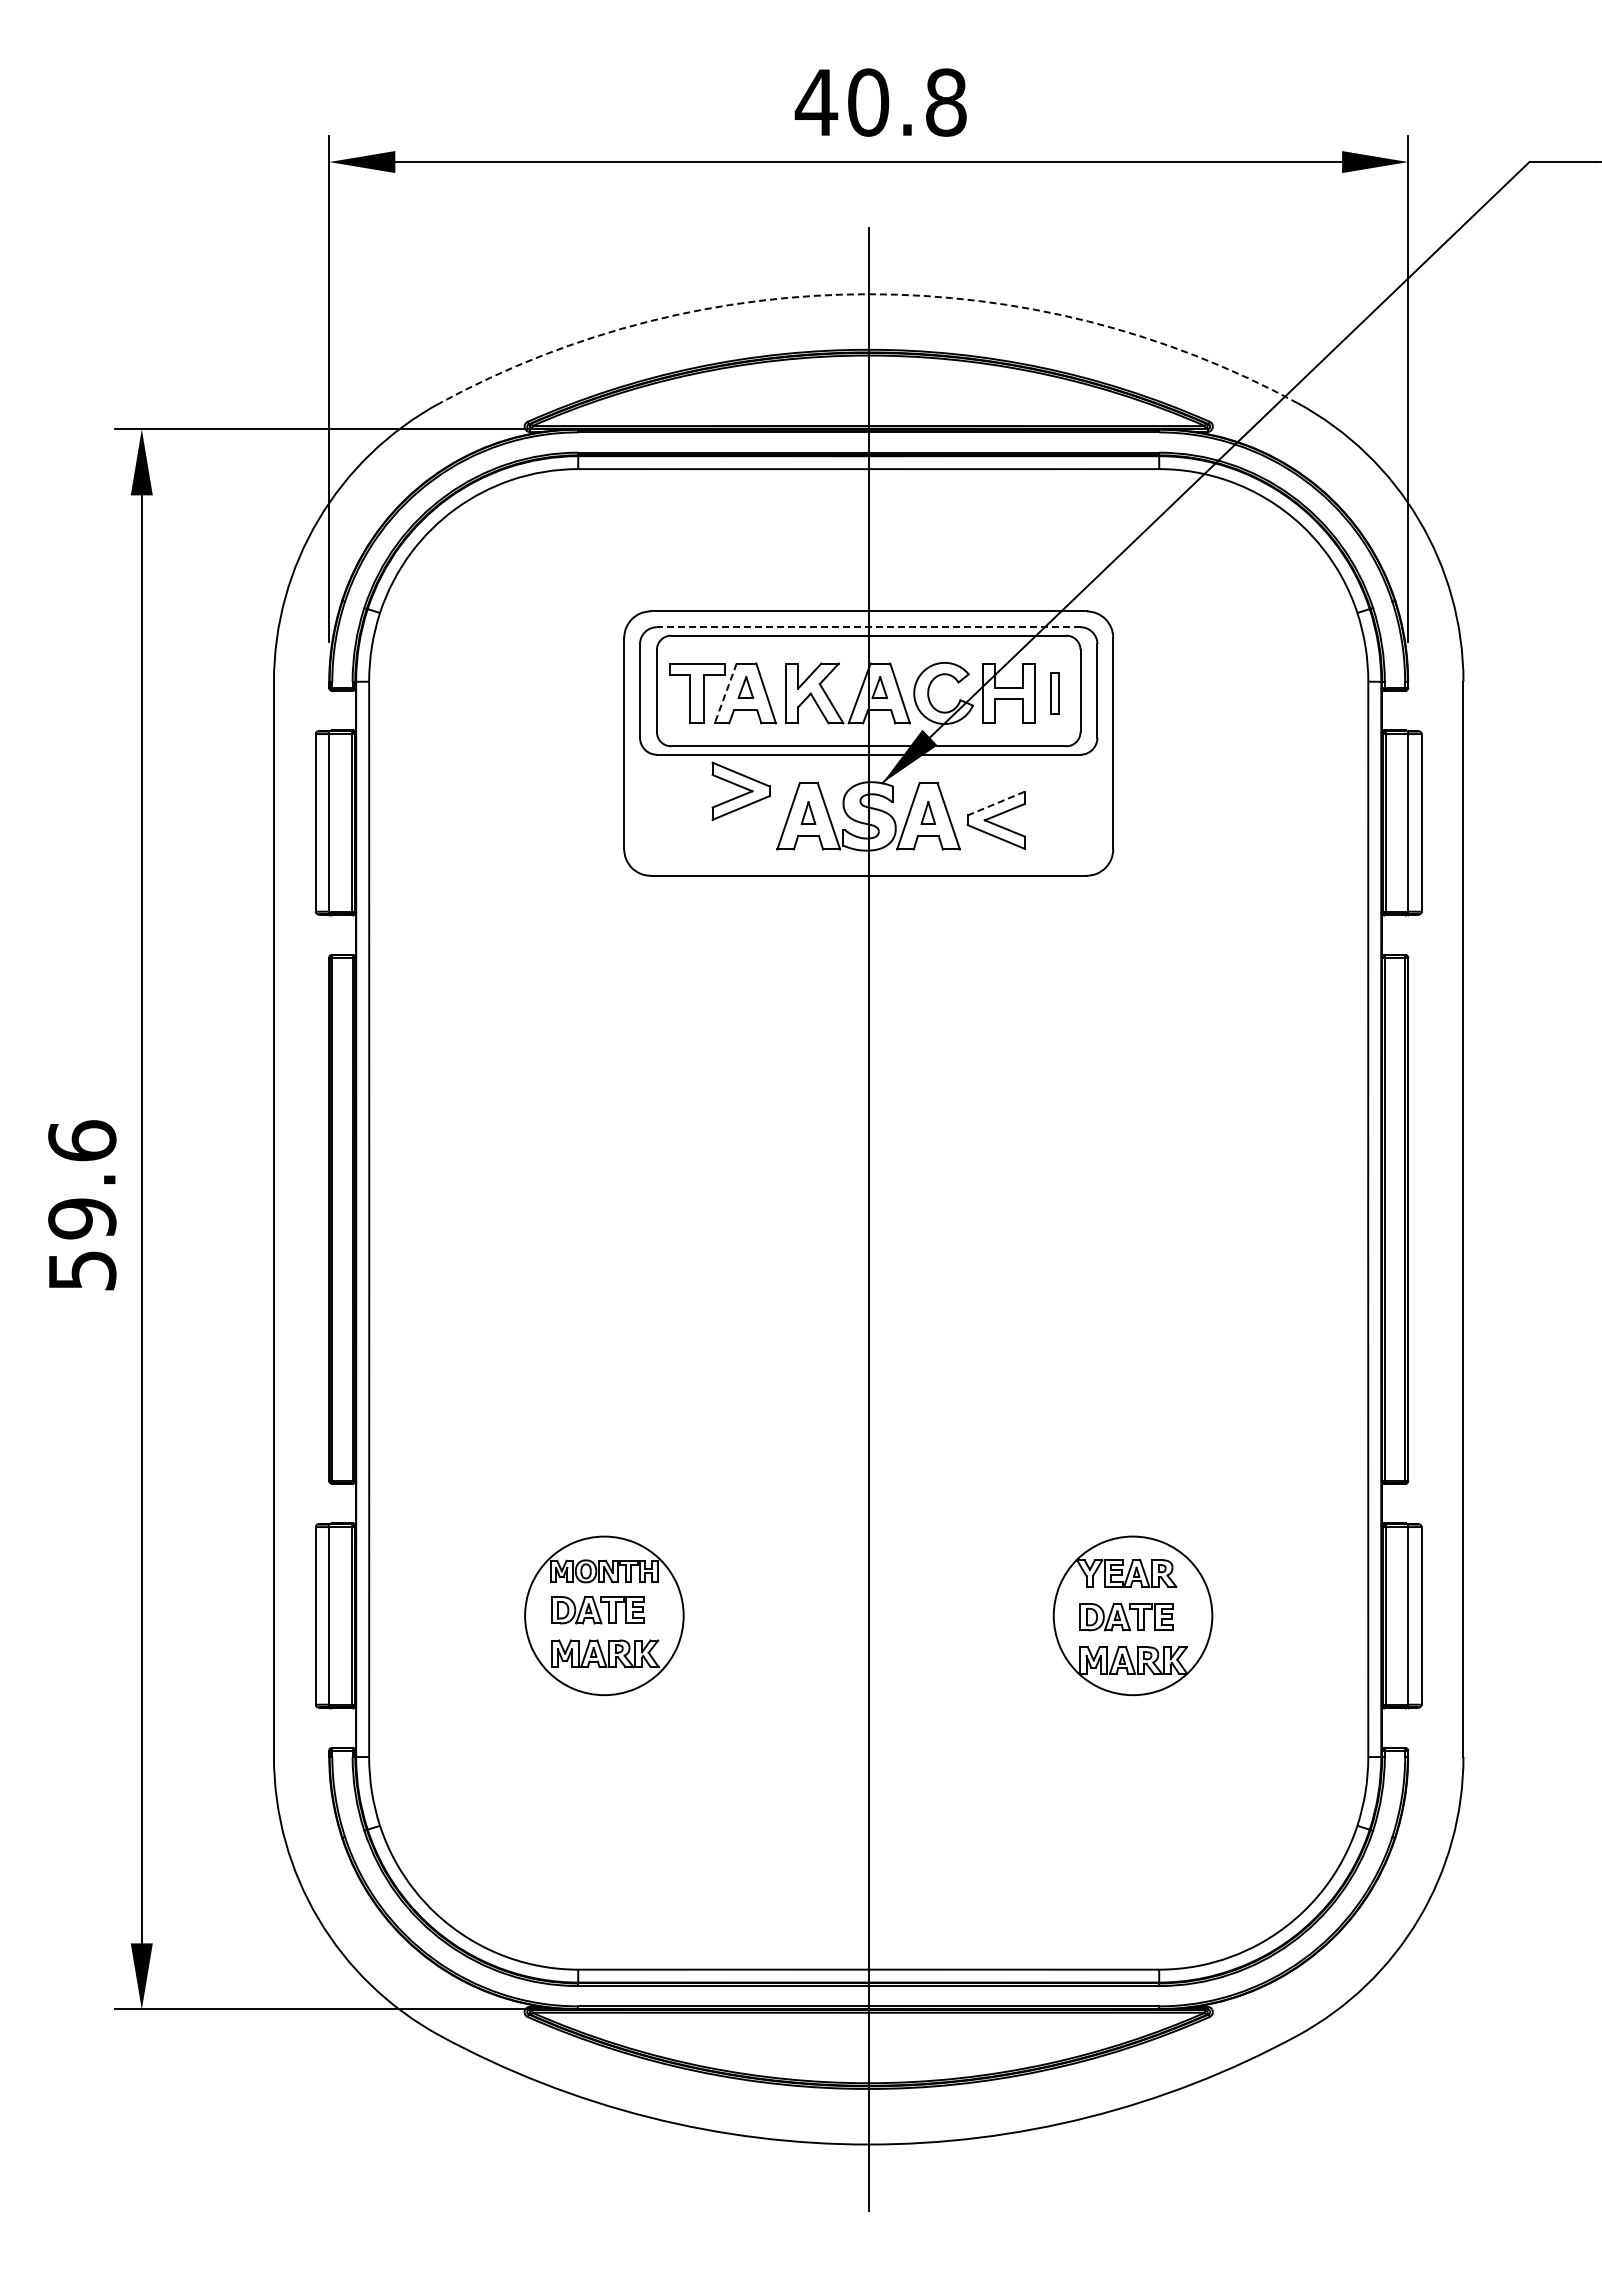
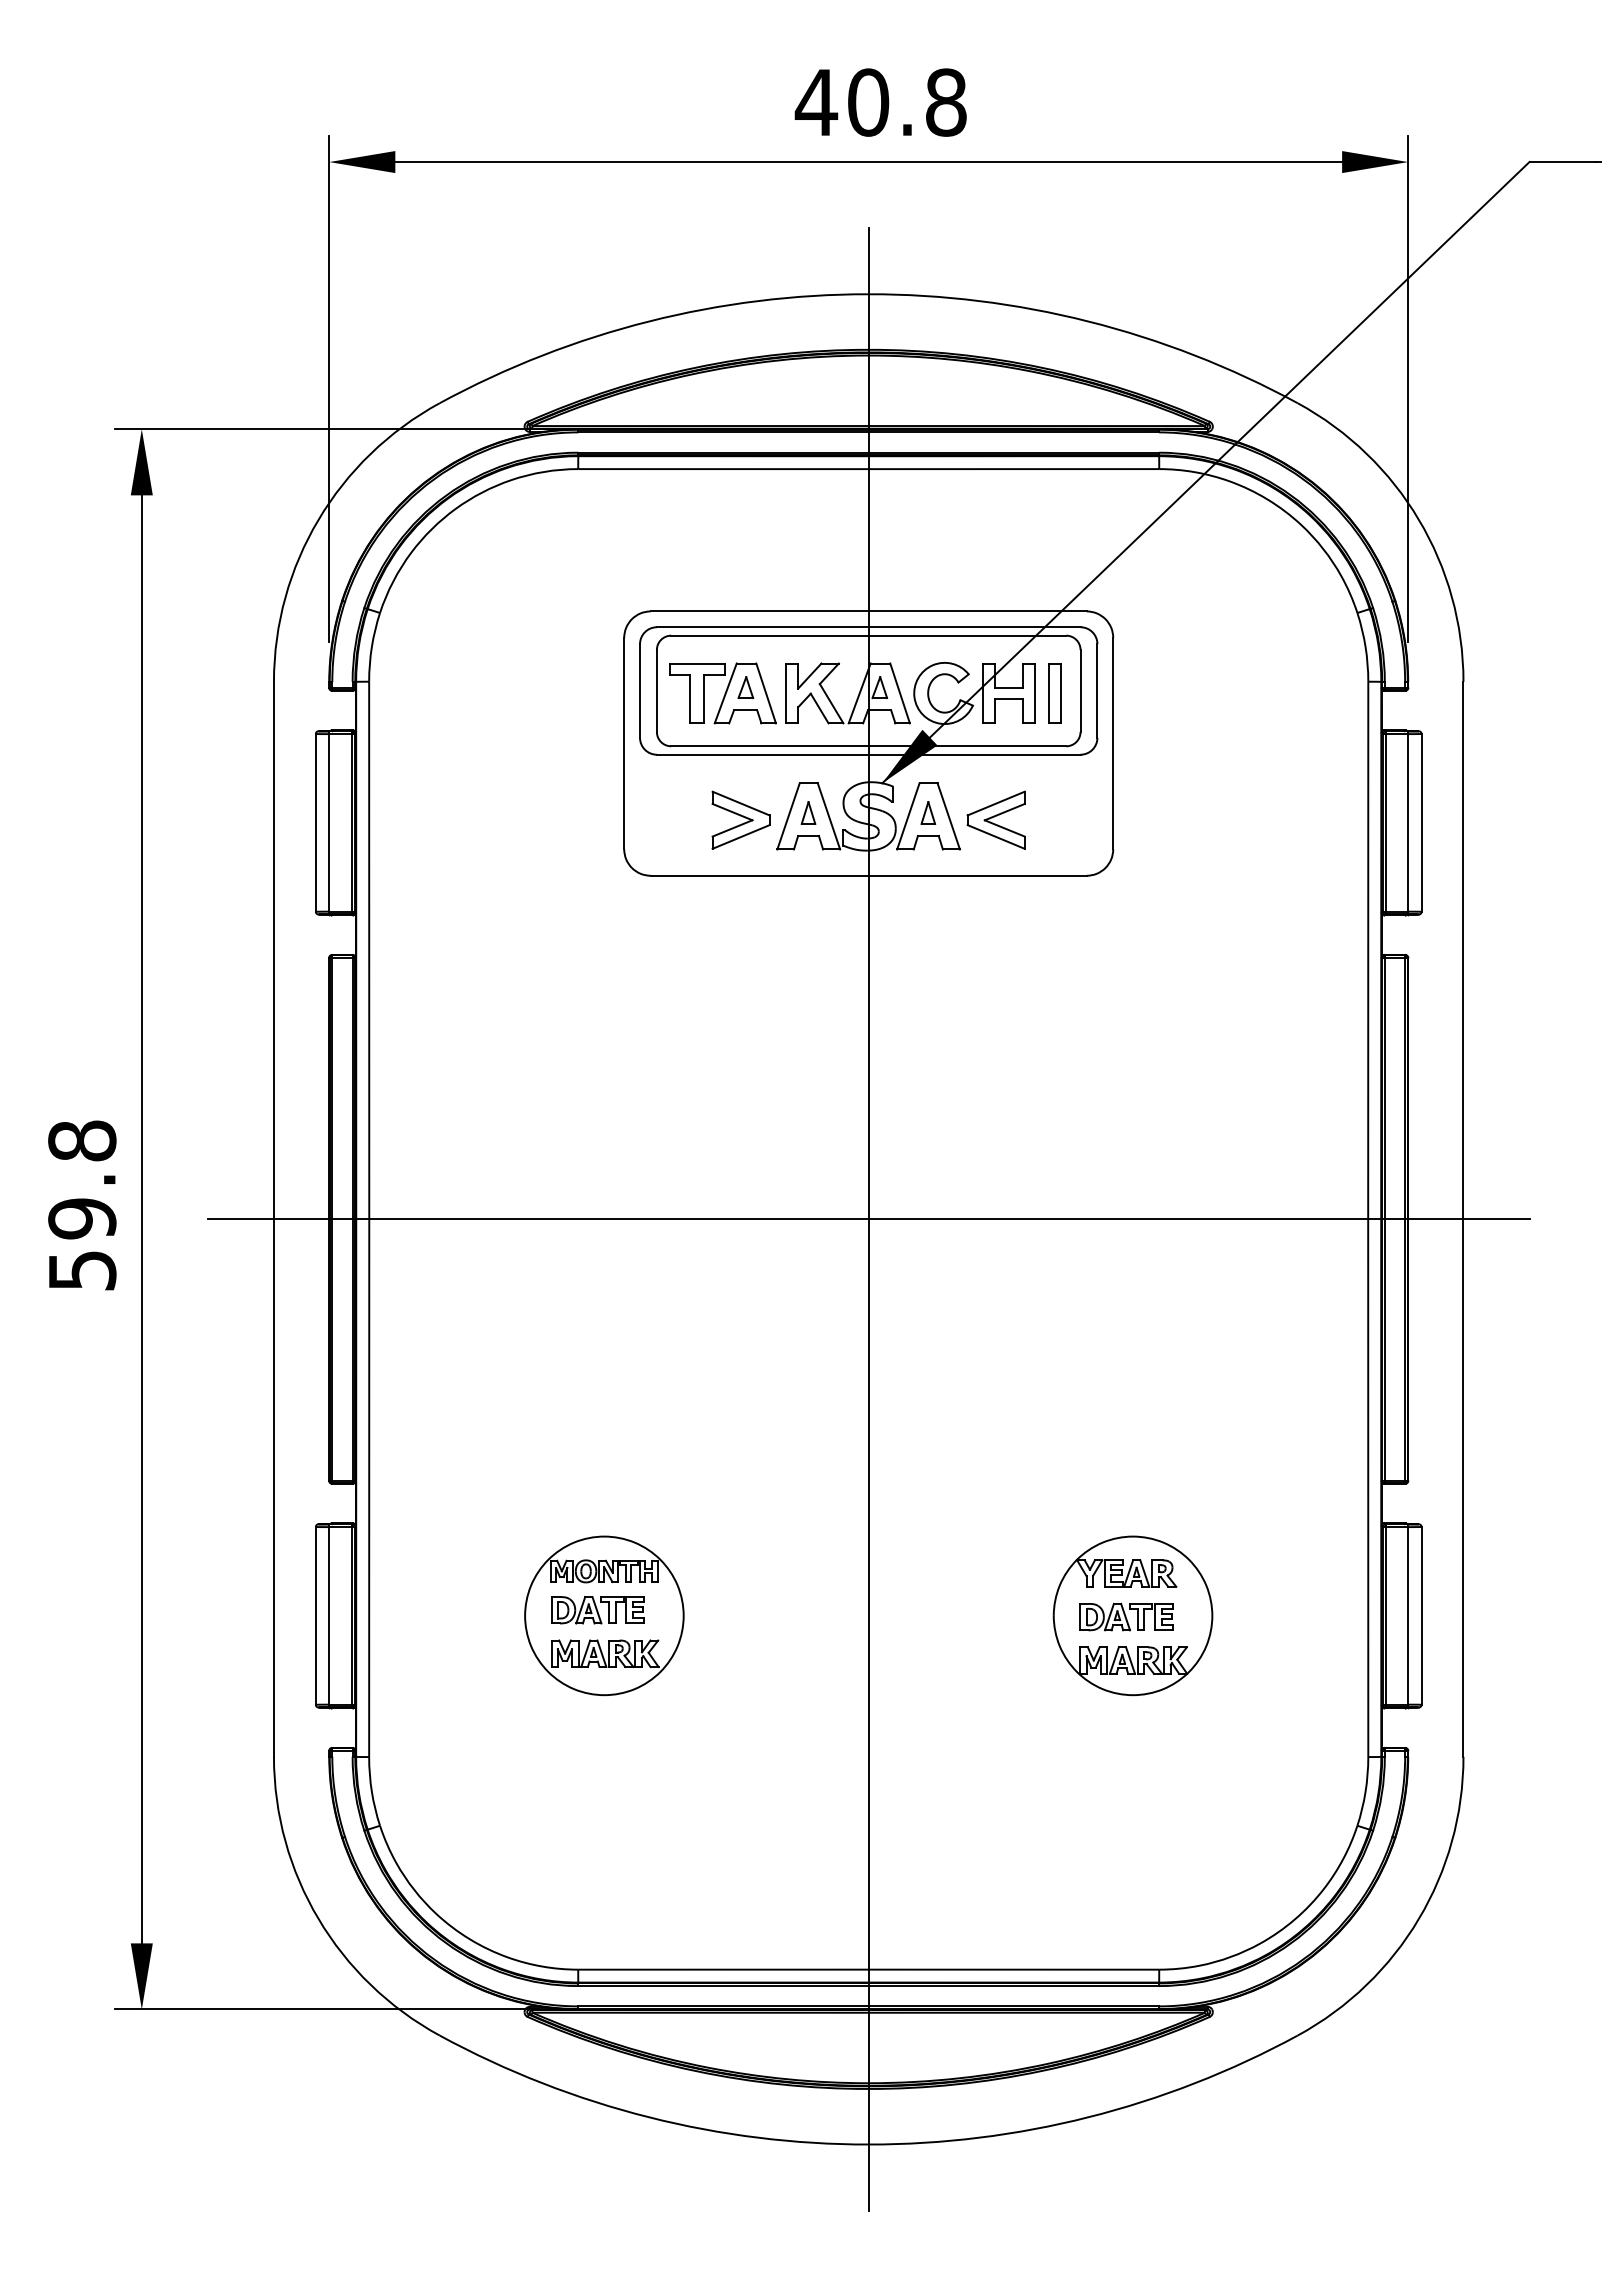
arc: dashed -> solid (868, 294)
line: dashed -> solid (868, 627)
line: dashed -> solid (725, 693)
part size: 10x43 px -> 14x61 px (1054, 693)
part position: (740, 790) -> (740, 819) (740, 819)
line: dashed -> solid (996, 803)
text: 59.6 -> 59.8 (82, 1140)
line: none -> present (868, 1219)
